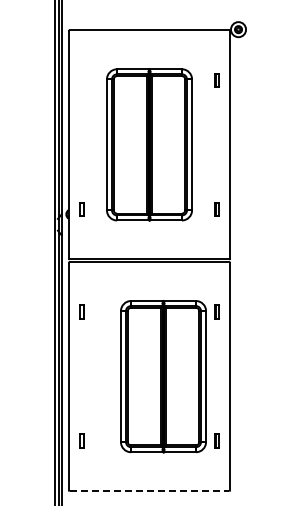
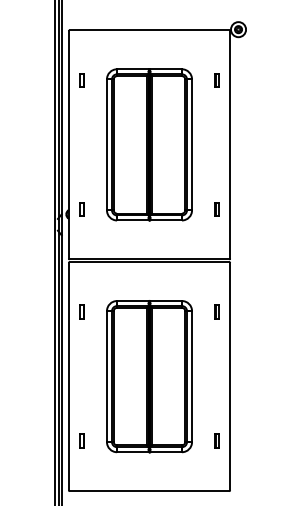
part: none -> present (81, 80)
part position: (163, 376) -> (149, 376) (149, 376)
line: dashed -> solid (149, 491)
